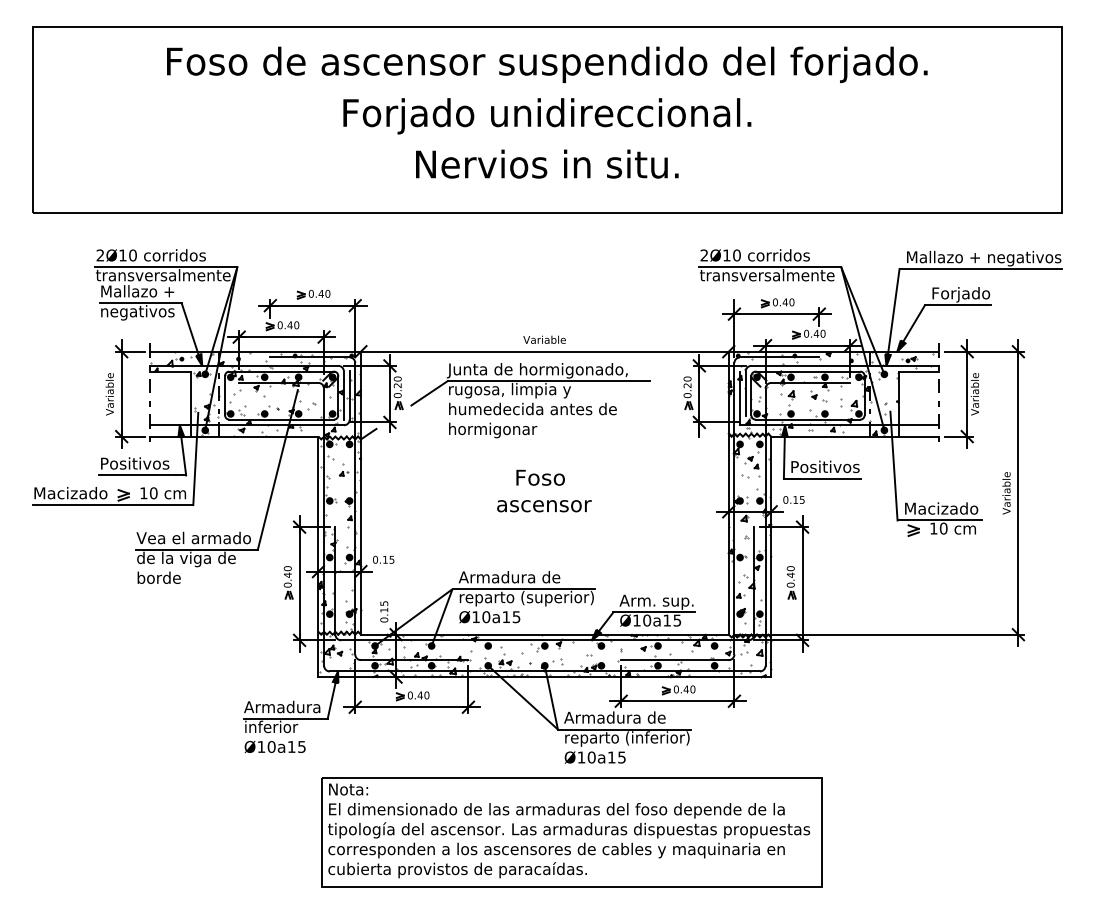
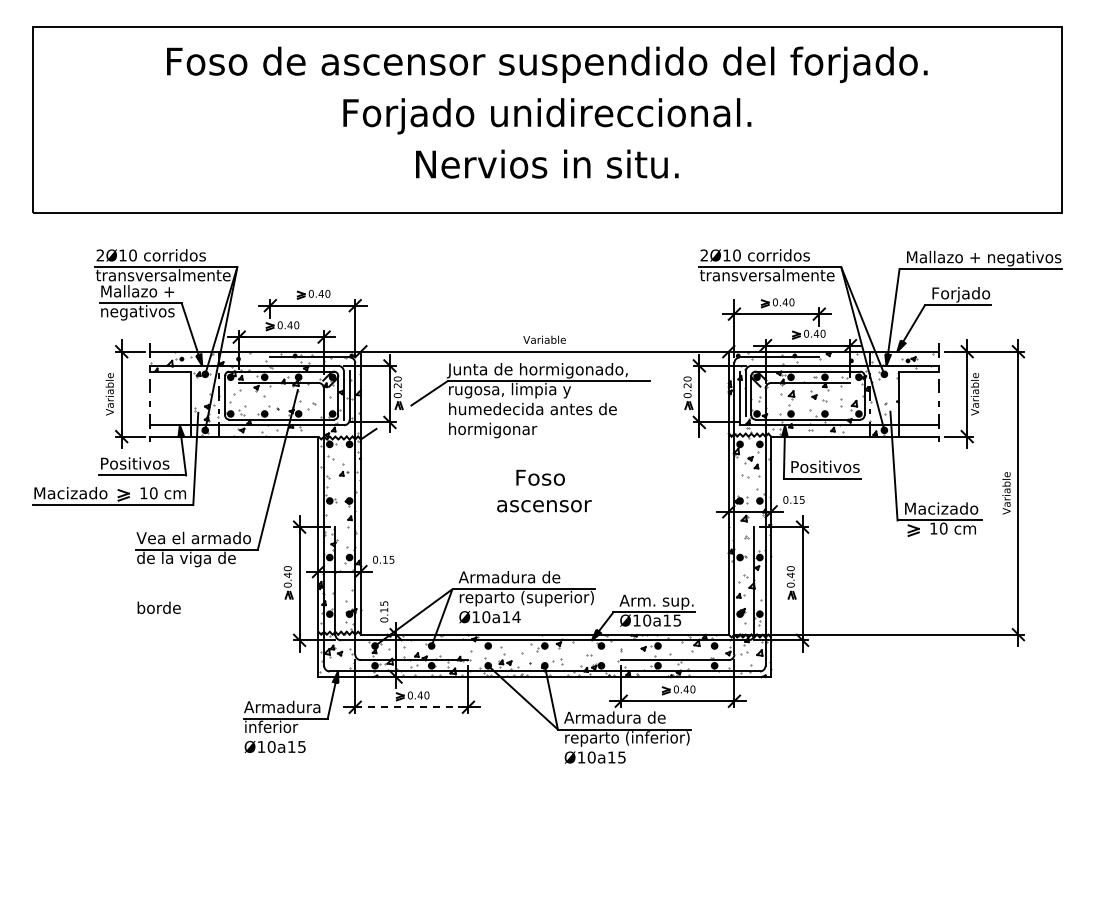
text position: (158, 577) -> (158, 607) (158, 607)
text: Ø10a15 -> Ø10a14 (516, 617)
line: solid -> dashed (411, 707)
part: present -> none (571, 832)
